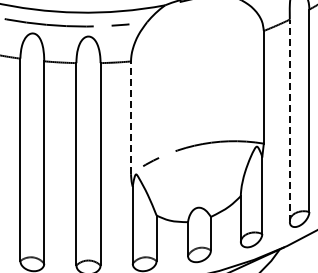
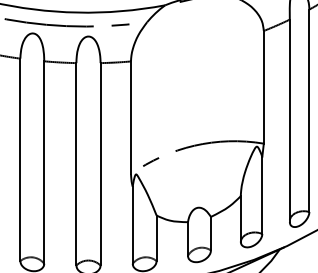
line: dashed -> solid (131, 117)
line: dashed -> solid (289, 120)
